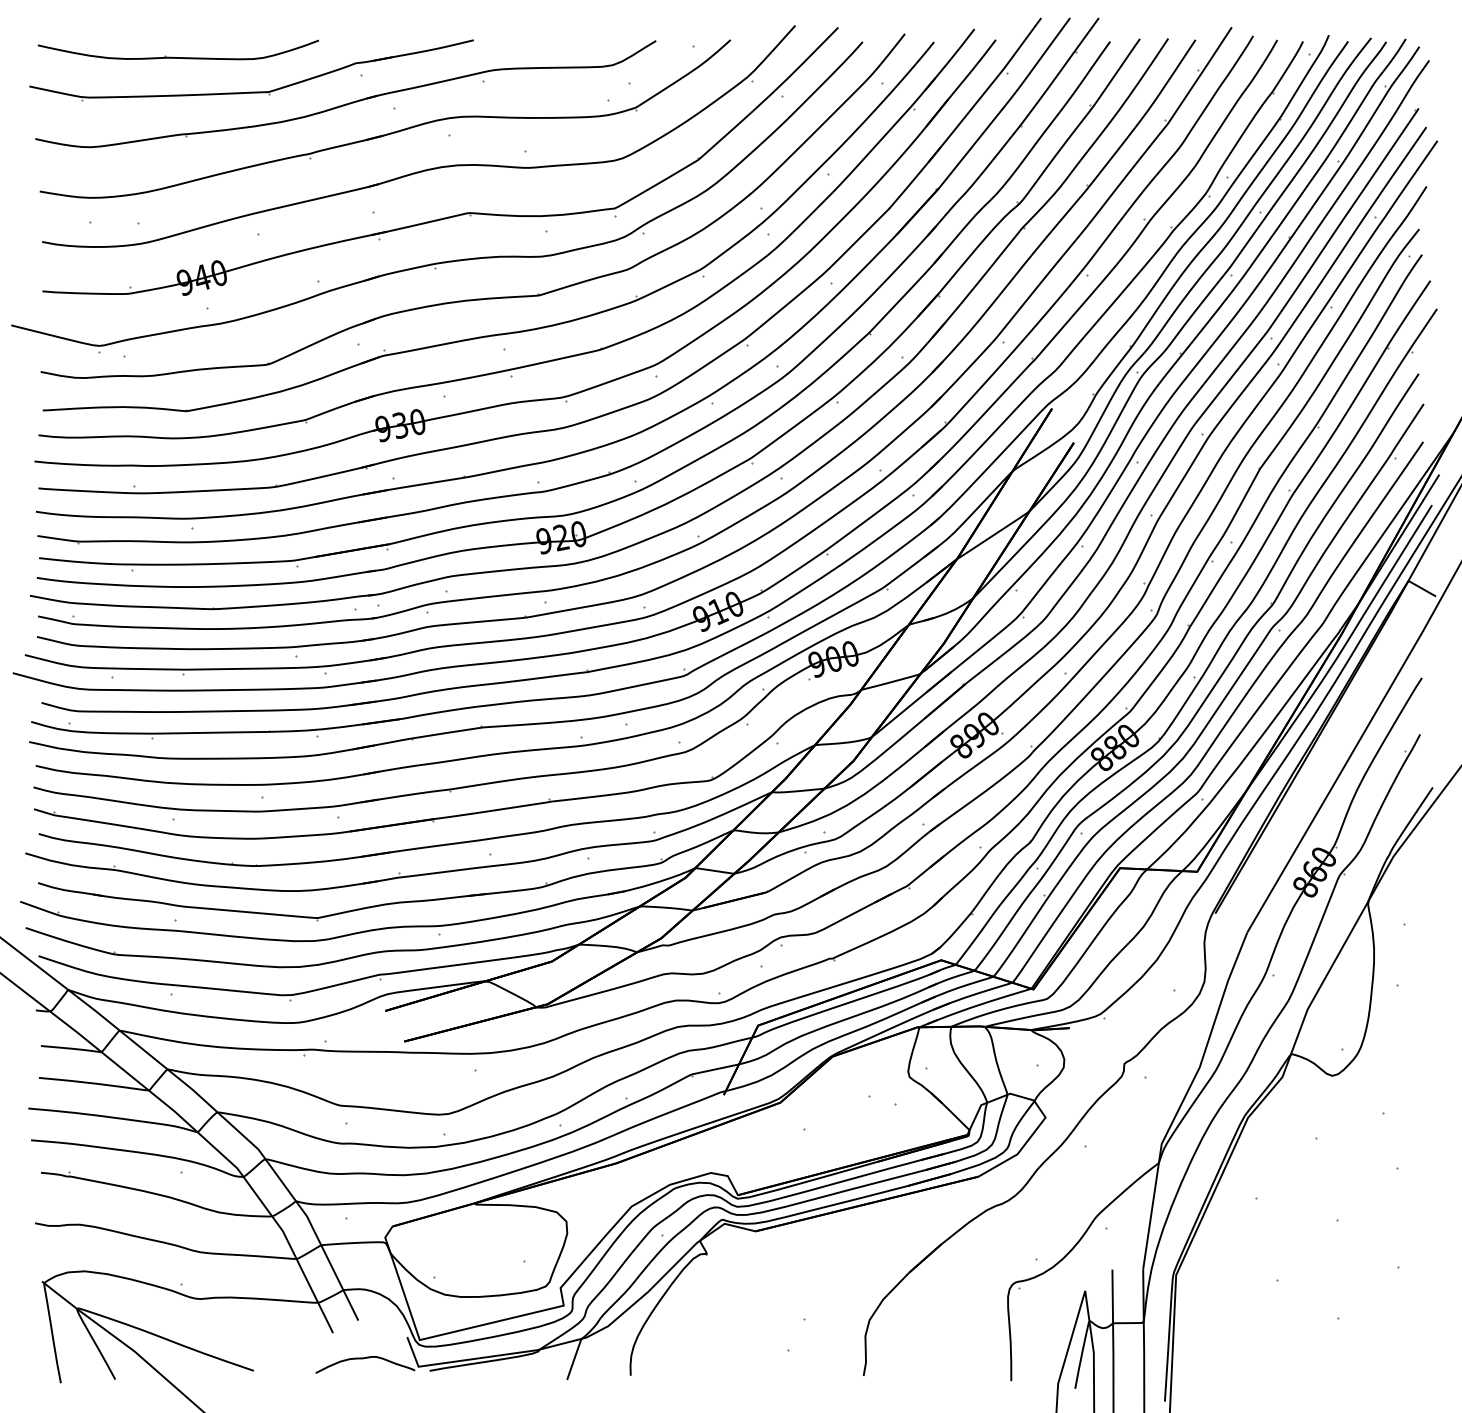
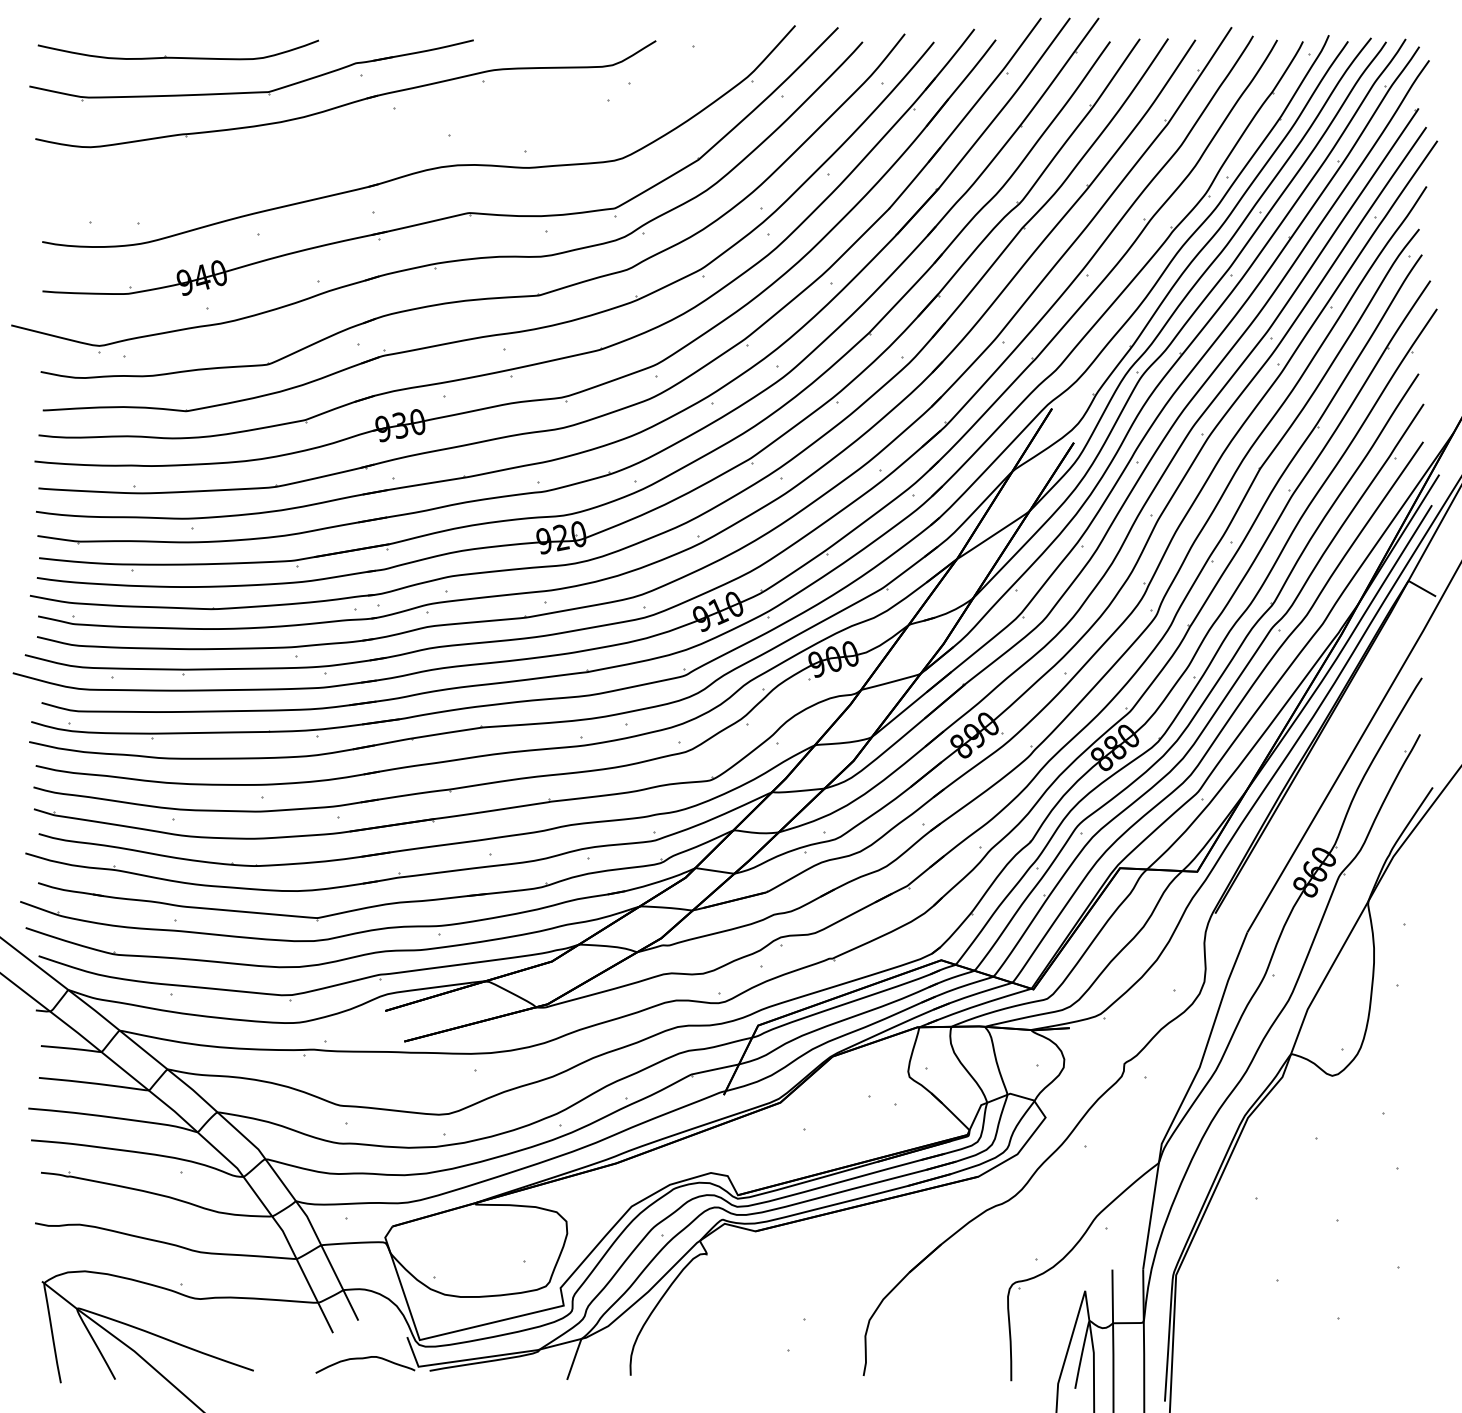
part: present -> none (390, 132)
